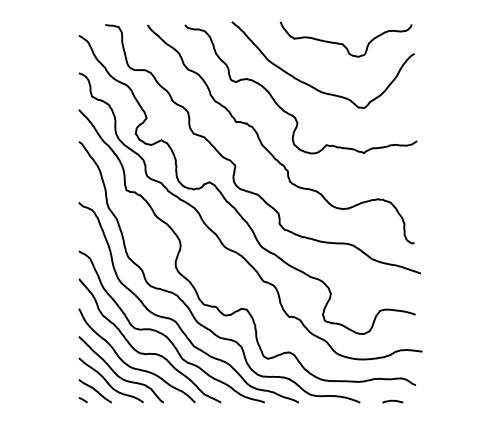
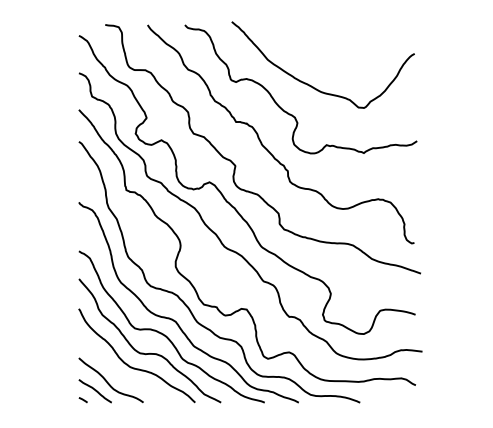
curve: present -> none (343, 43)
curve: present -> none (116, 373)
curve: present -> none (392, 401)
